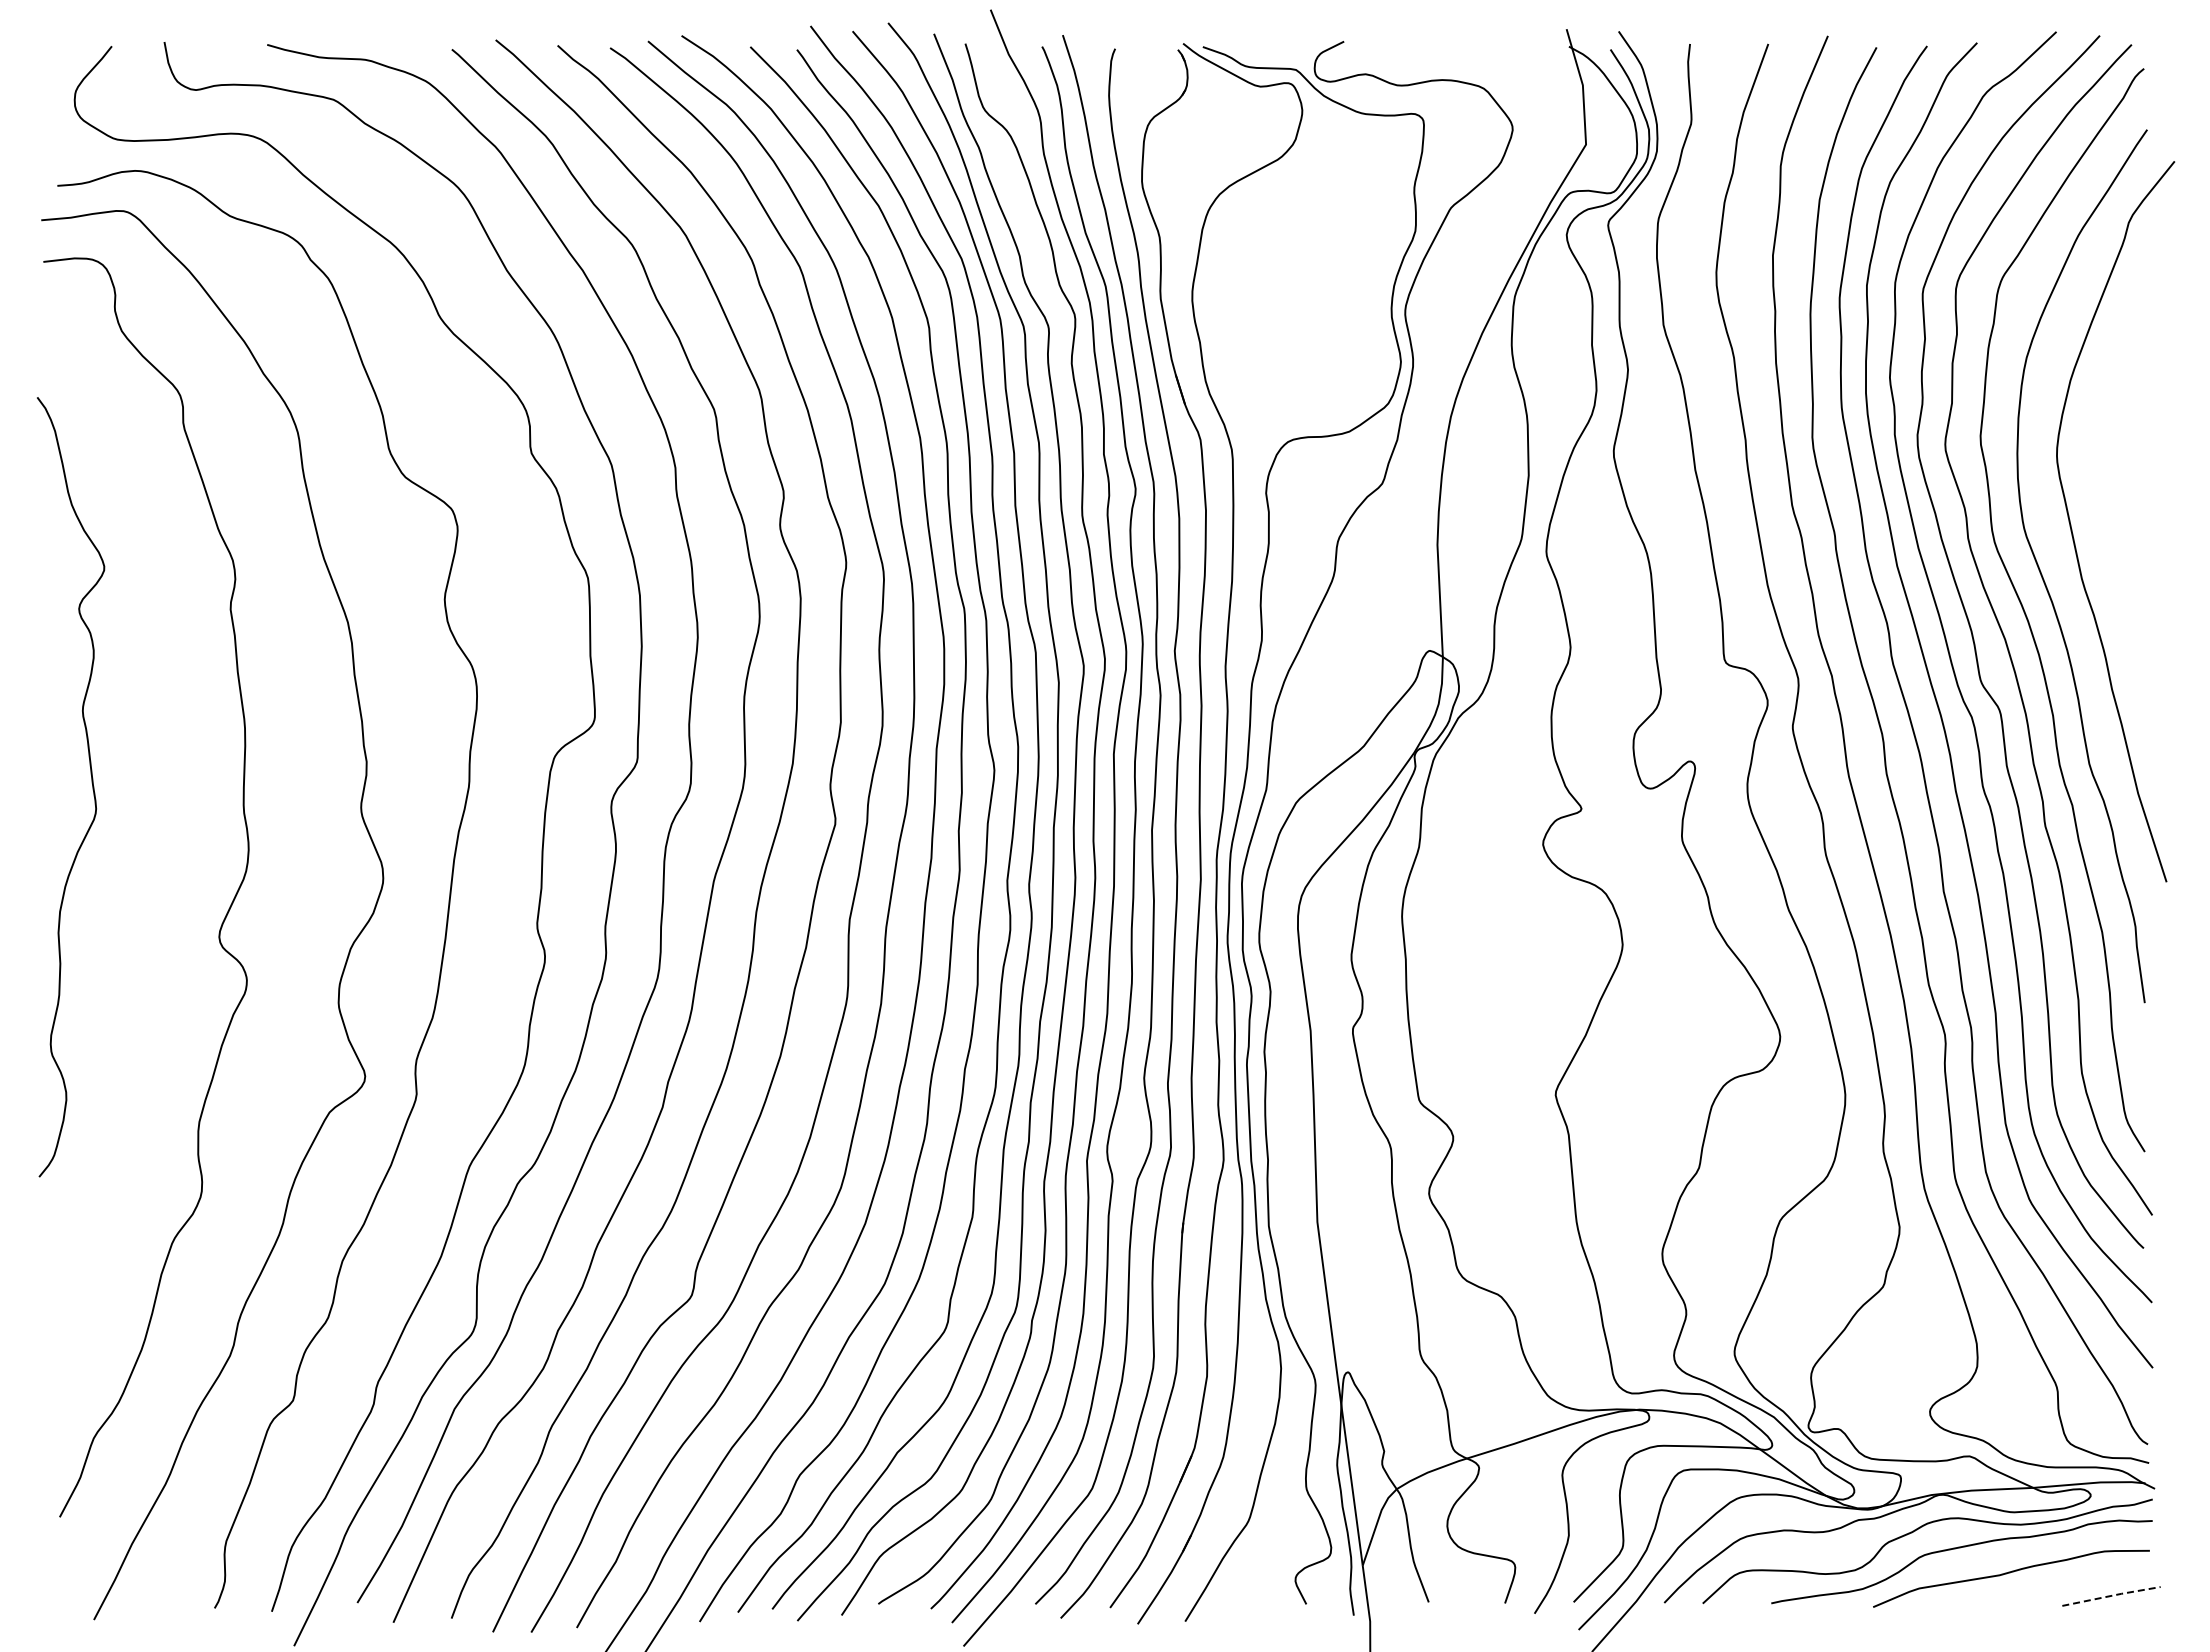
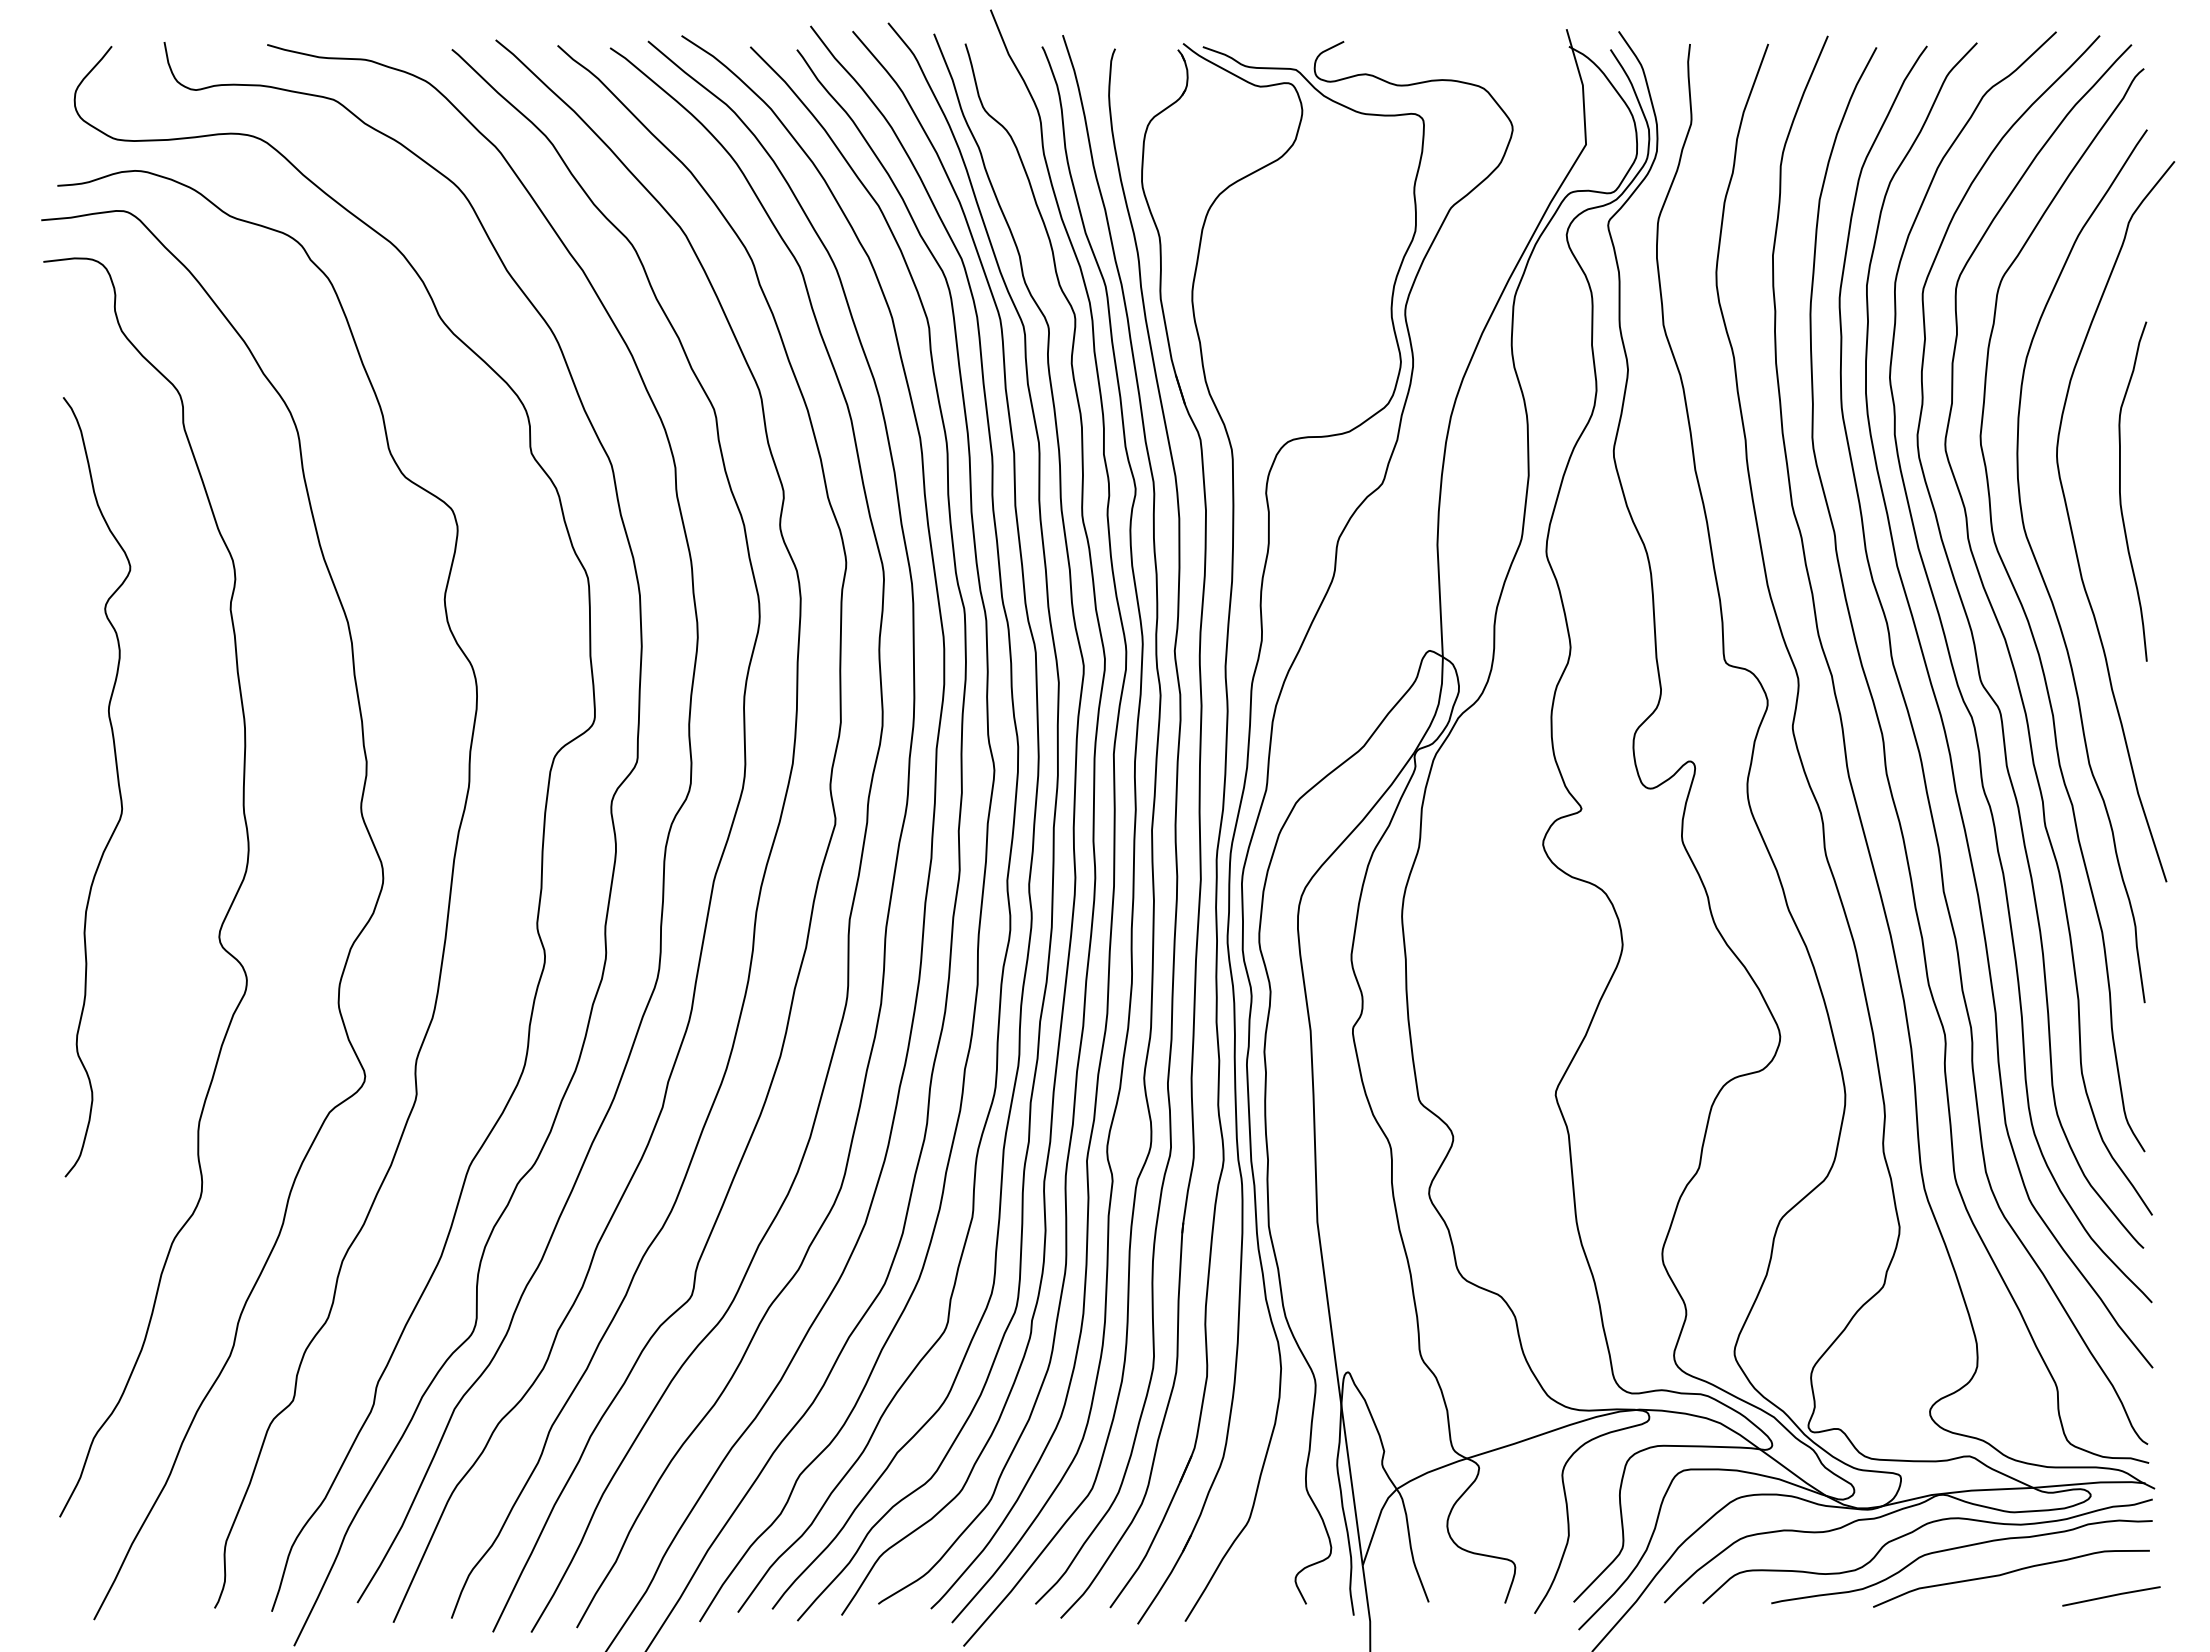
curve: none -> present (2120, 491)
curve position: (91, 783) -> (117, 783) (117, 783)
line: dashed -> solid (2111, 1595)
